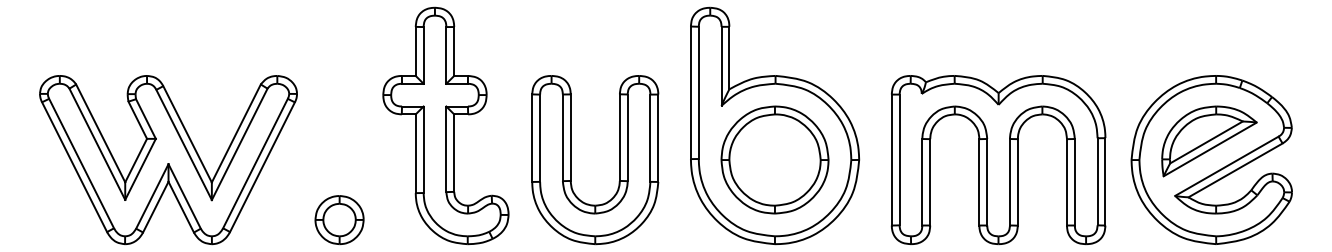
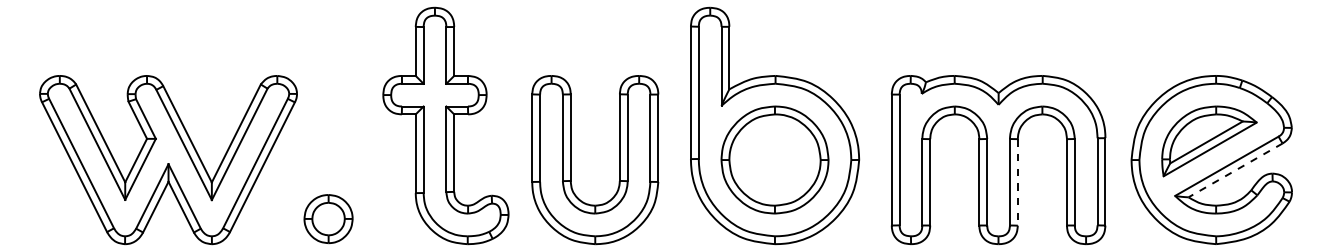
line: solid -> dashed (1235, 170)
line: solid -> dashed (1017, 182)
part position: (339, 220) -> (328, 219) (328, 219)
